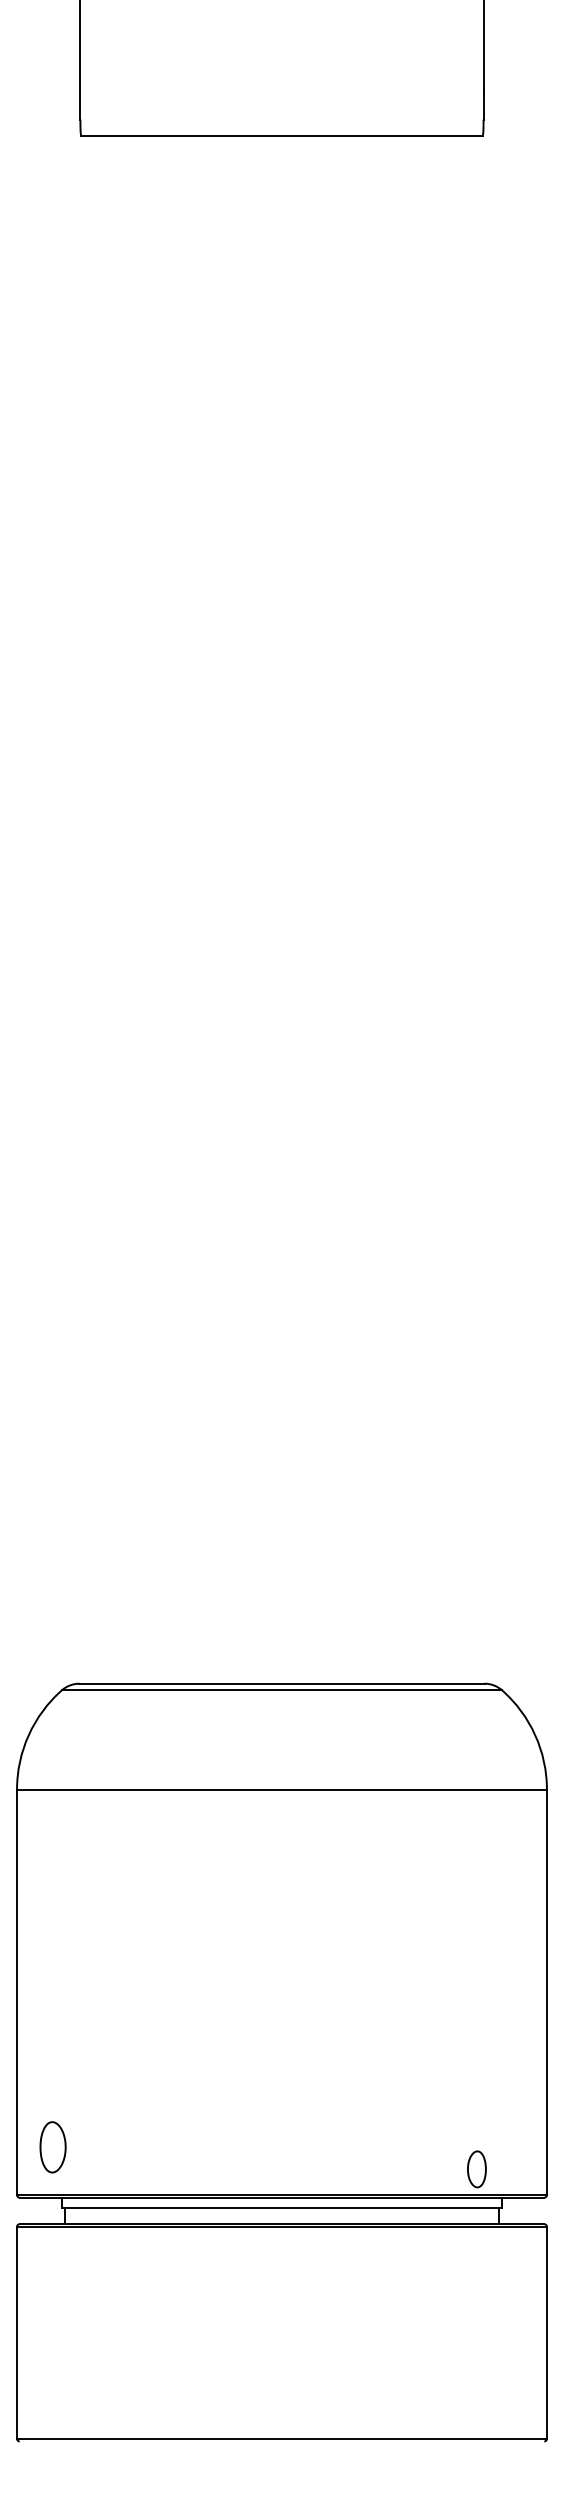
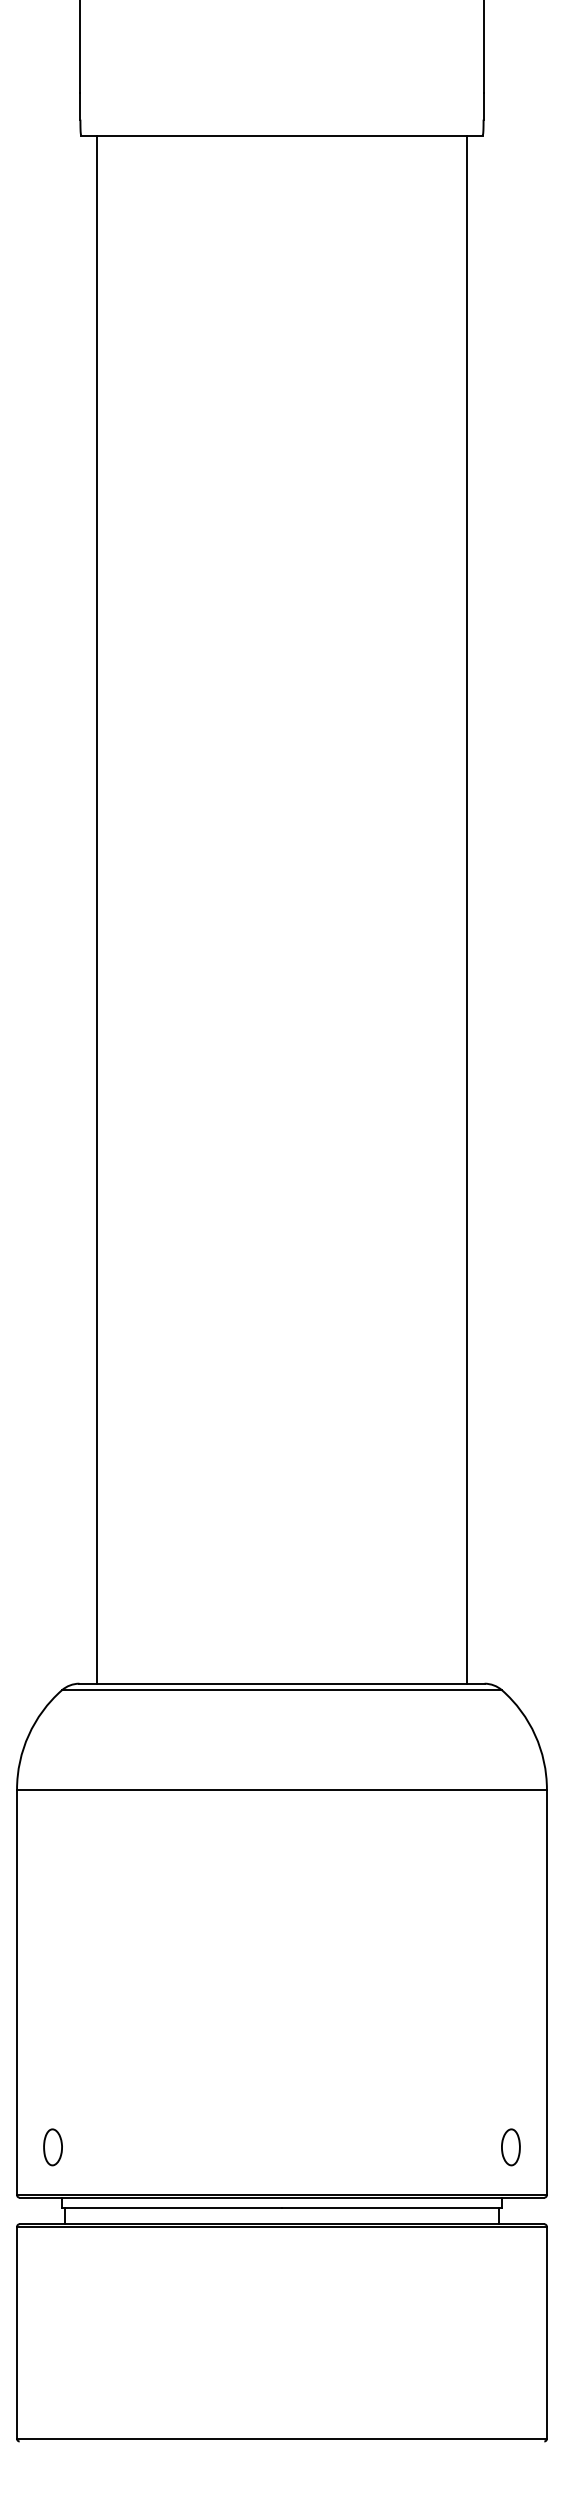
line: none -> present (96, 909)
line: none -> present (467, 909)
part size: 28x53 px -> 20x39 px (52, 2147)
part position: (476, 2169) -> (510, 2147) (510, 2147)
